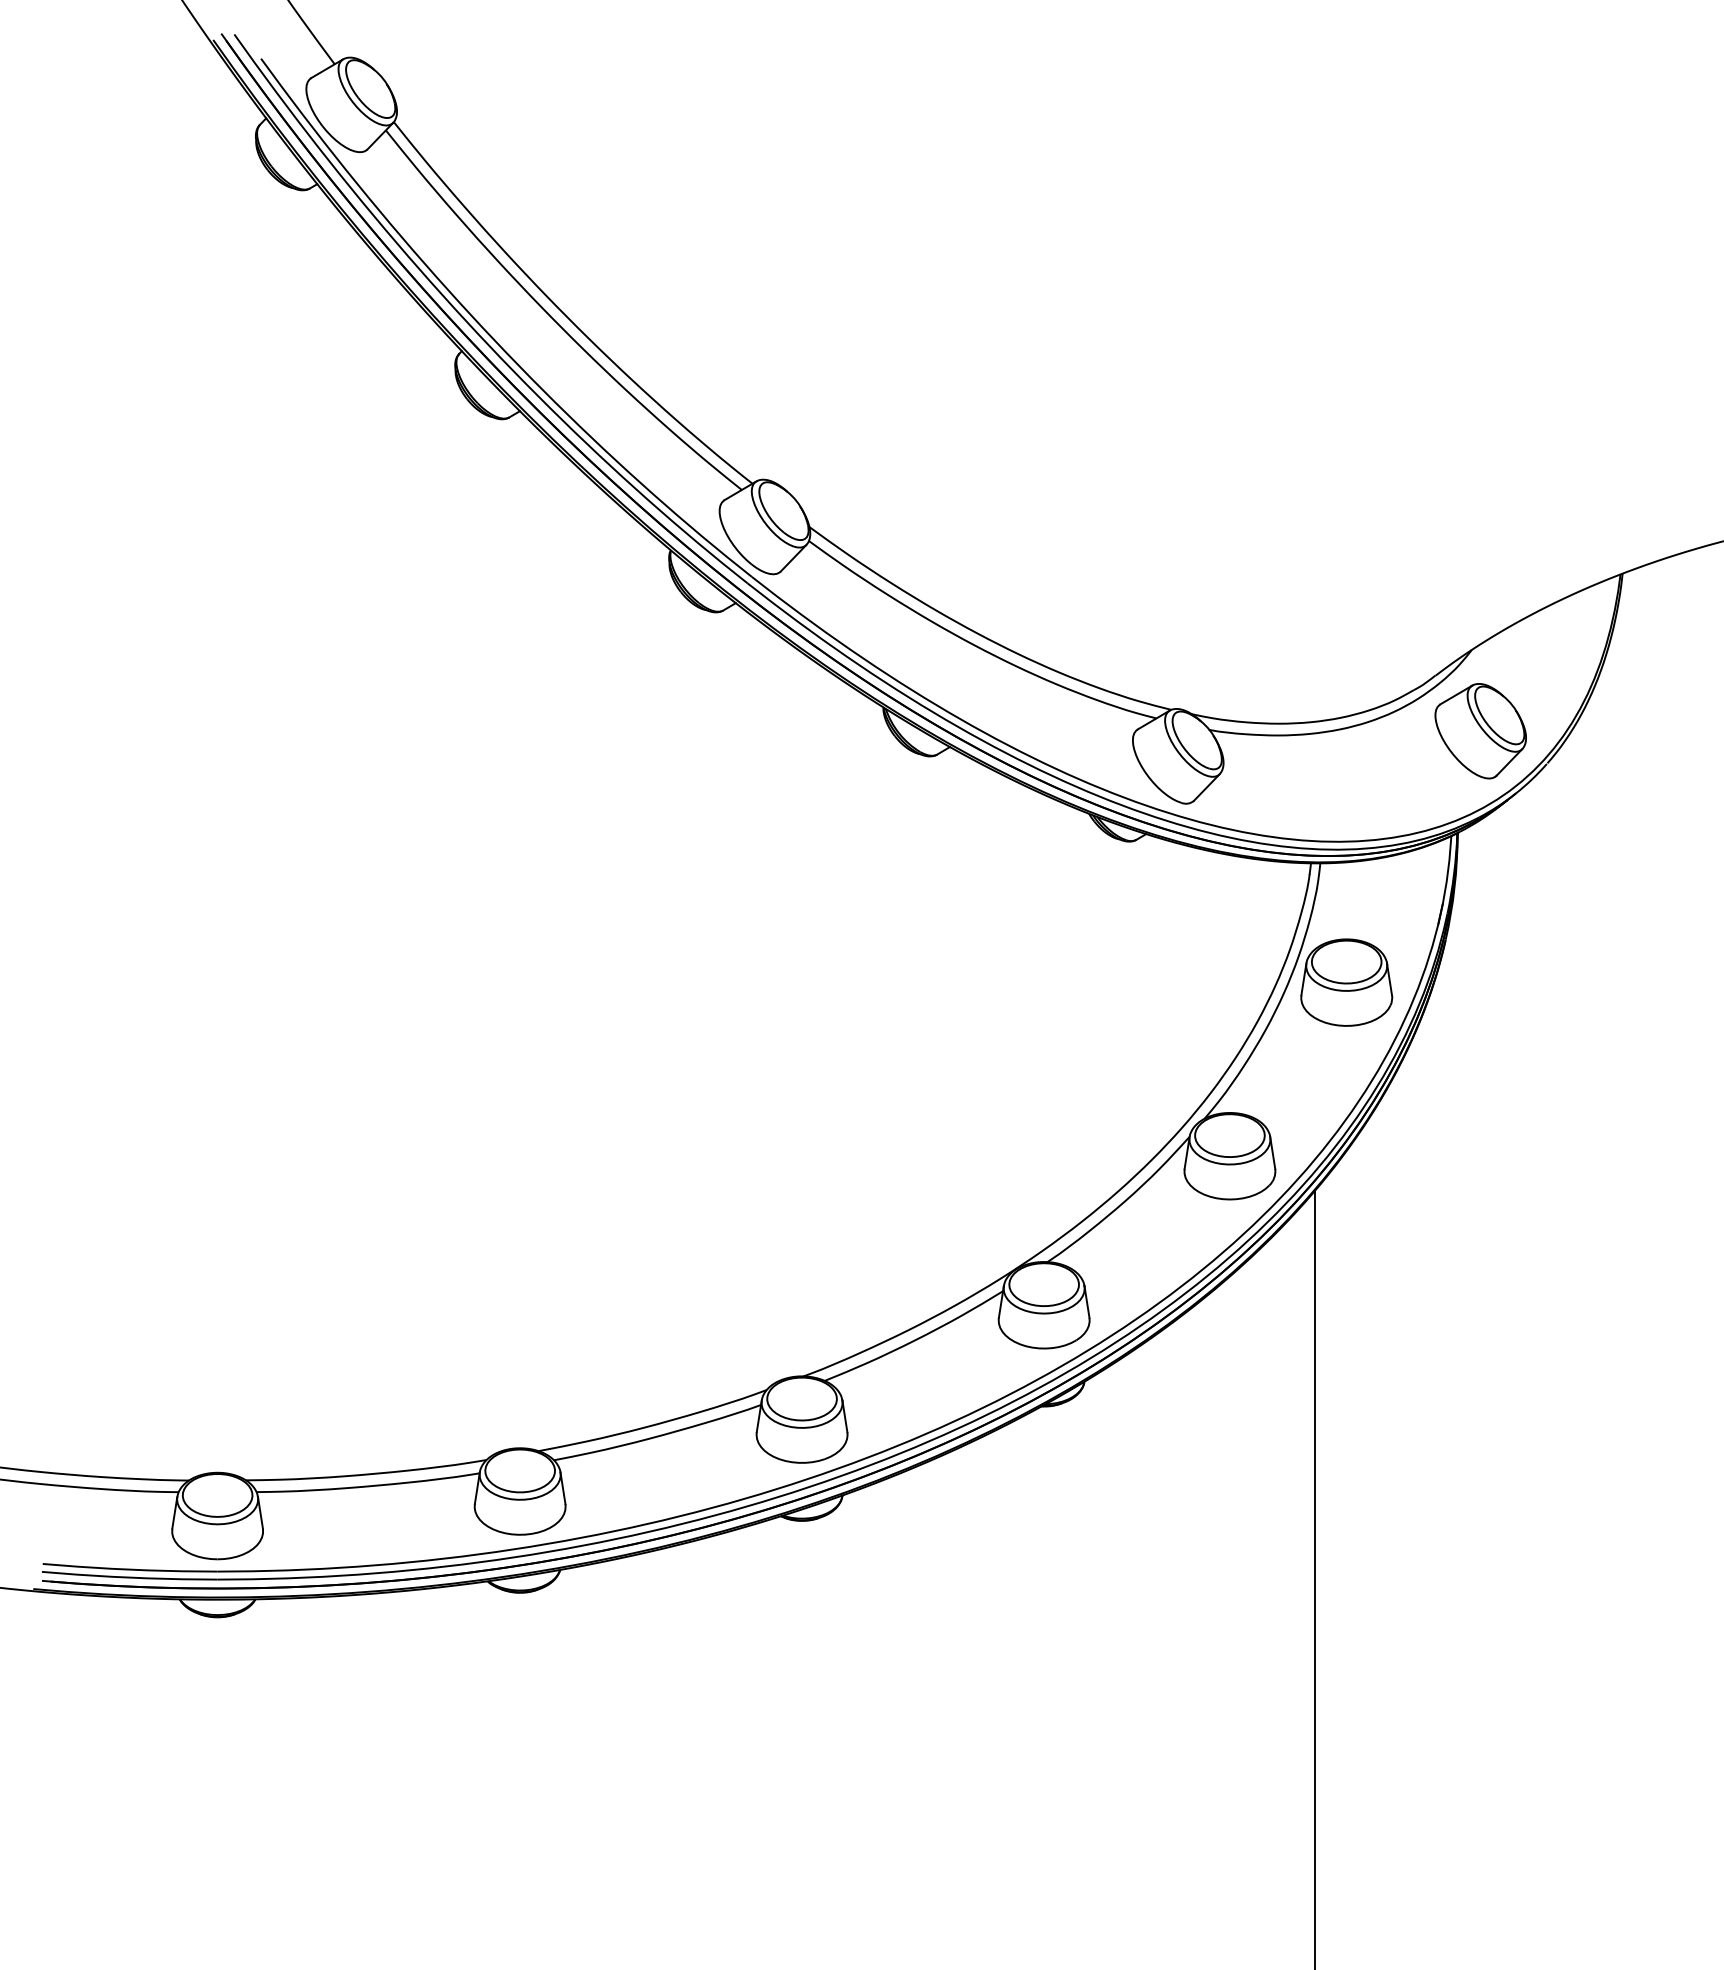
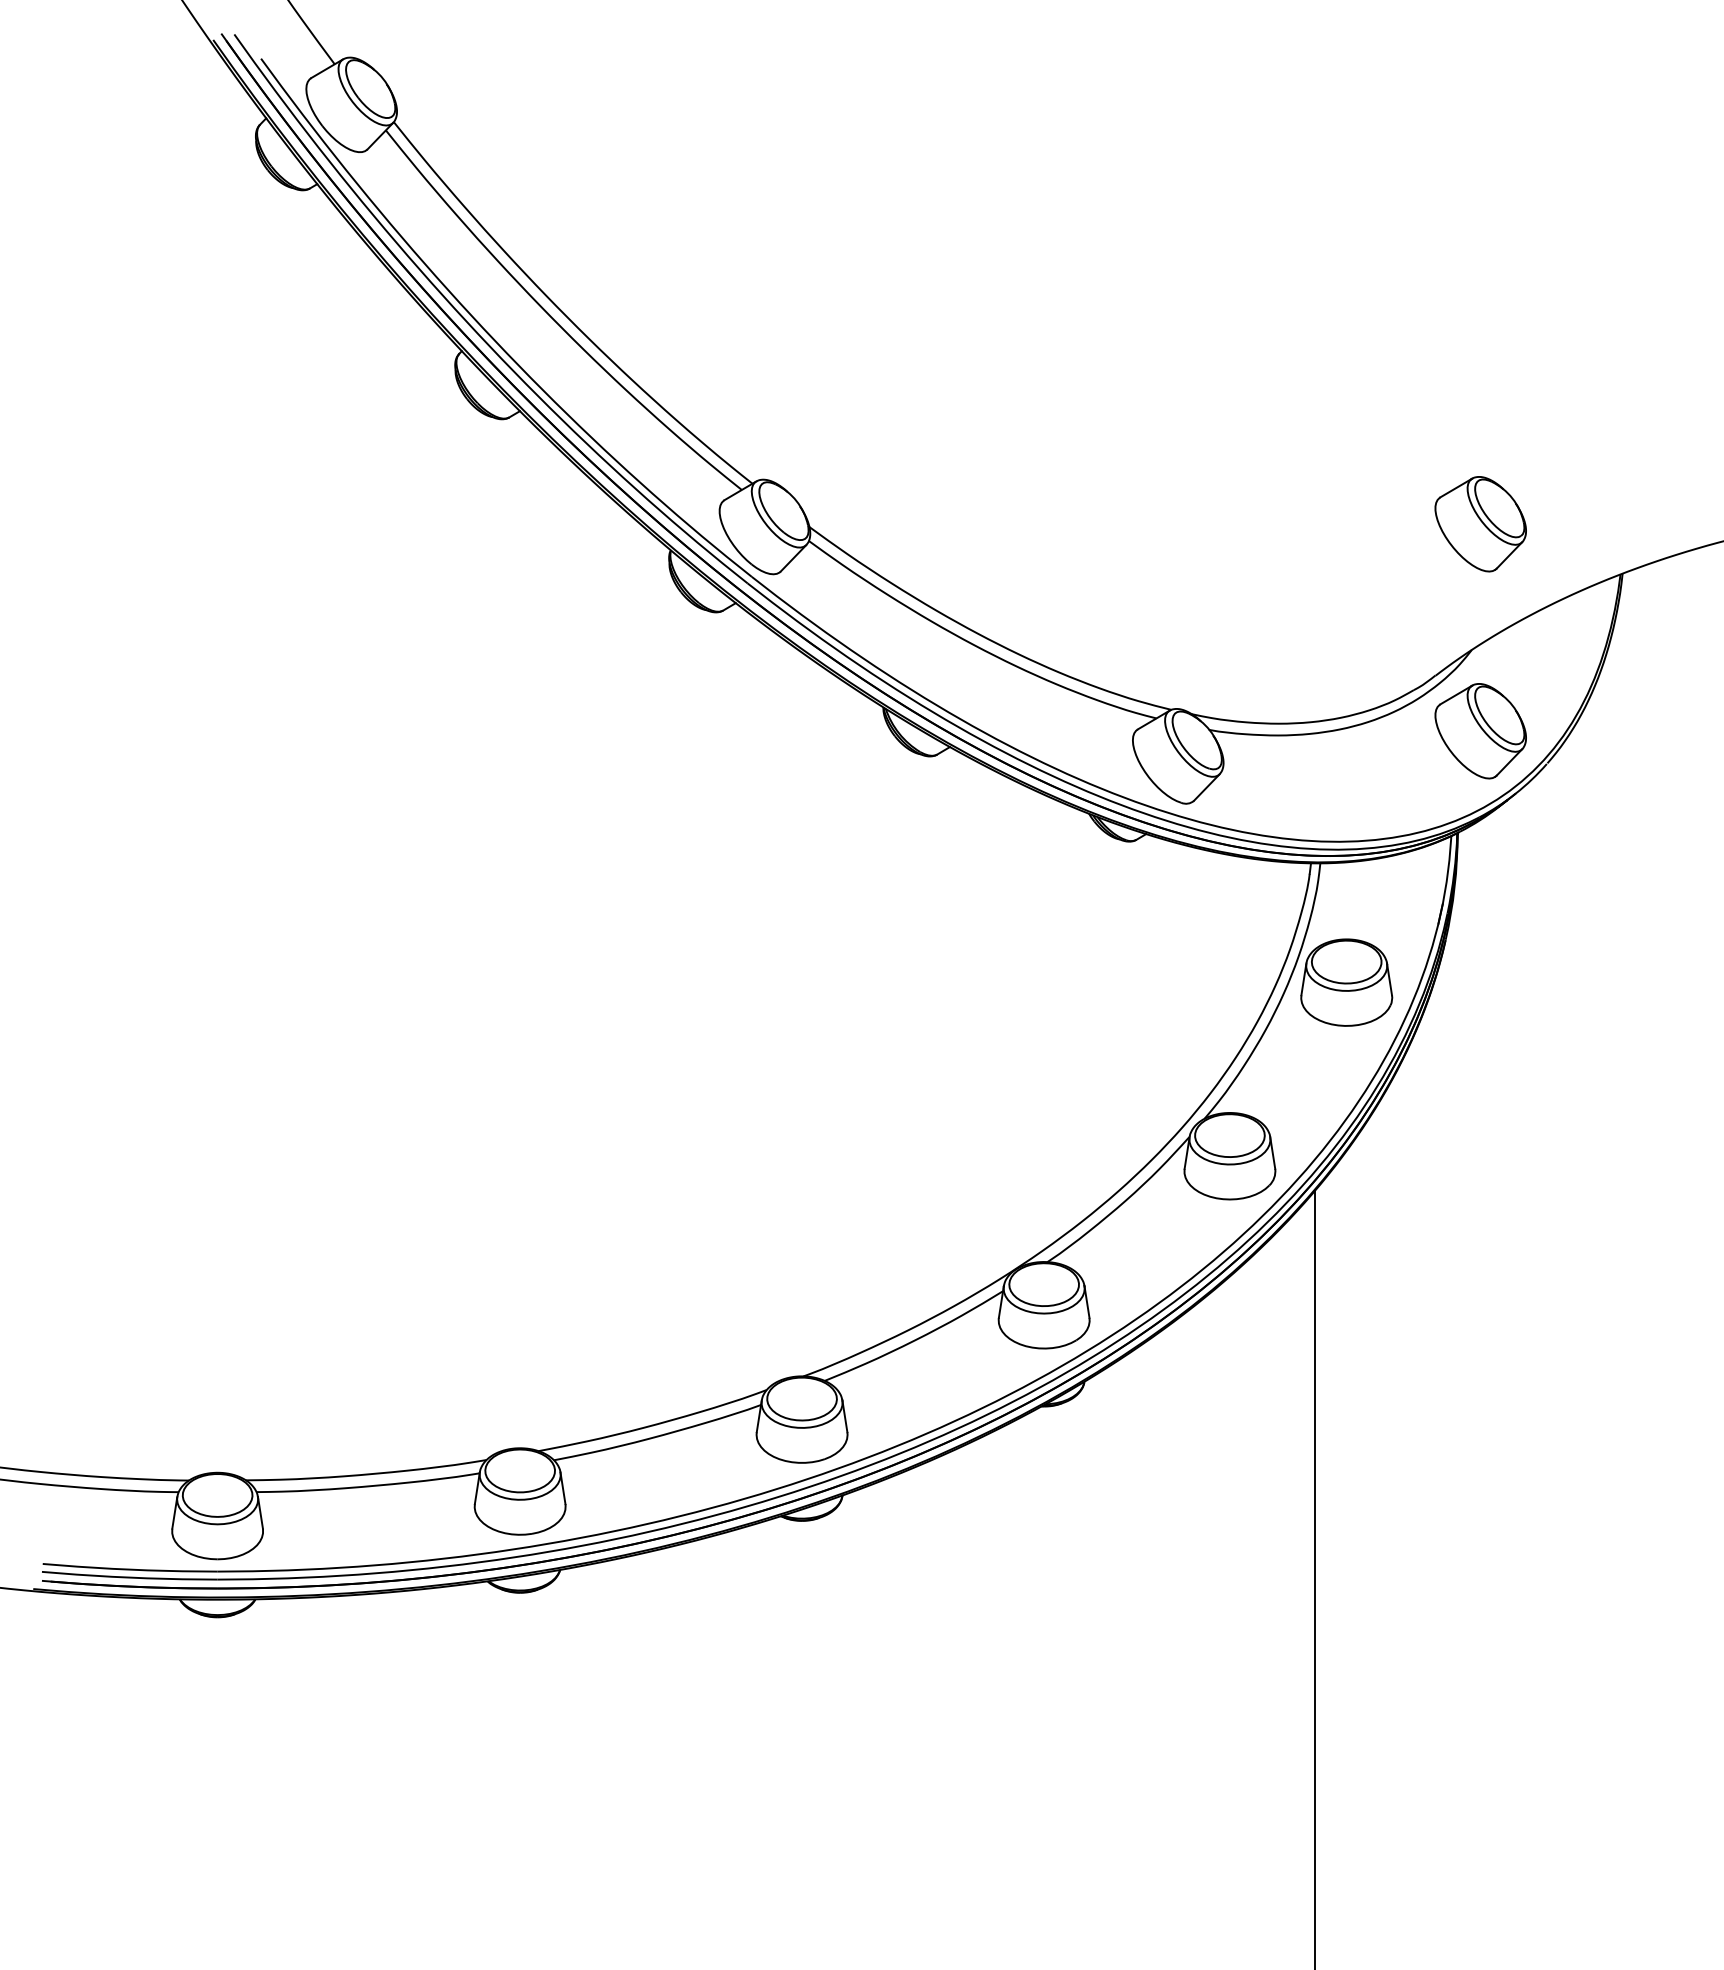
part: none -> present (1480, 524)
